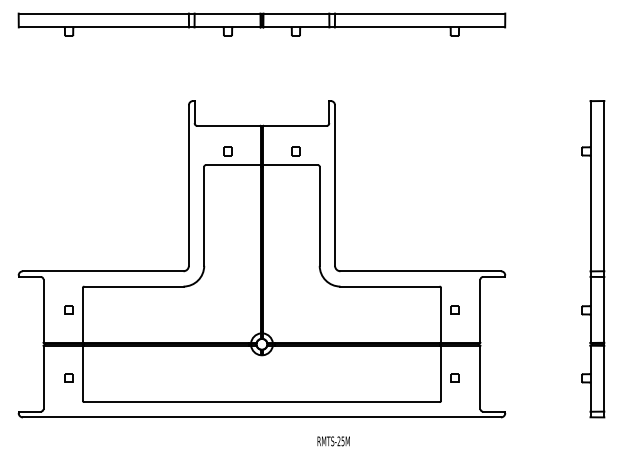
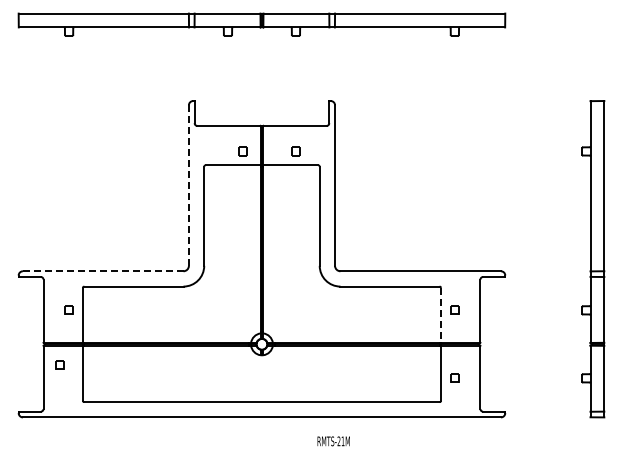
part position: (227, 151) -> (242, 151) (242, 151)
line: solid -> dashed (188, 186)
line: solid -> dashed (102, 271)
line: solid -> dashed (441, 315)
part position: (68, 377) -> (59, 364) (59, 364)
text: RMTS-25M -> RMTS-21M (342, 441)
